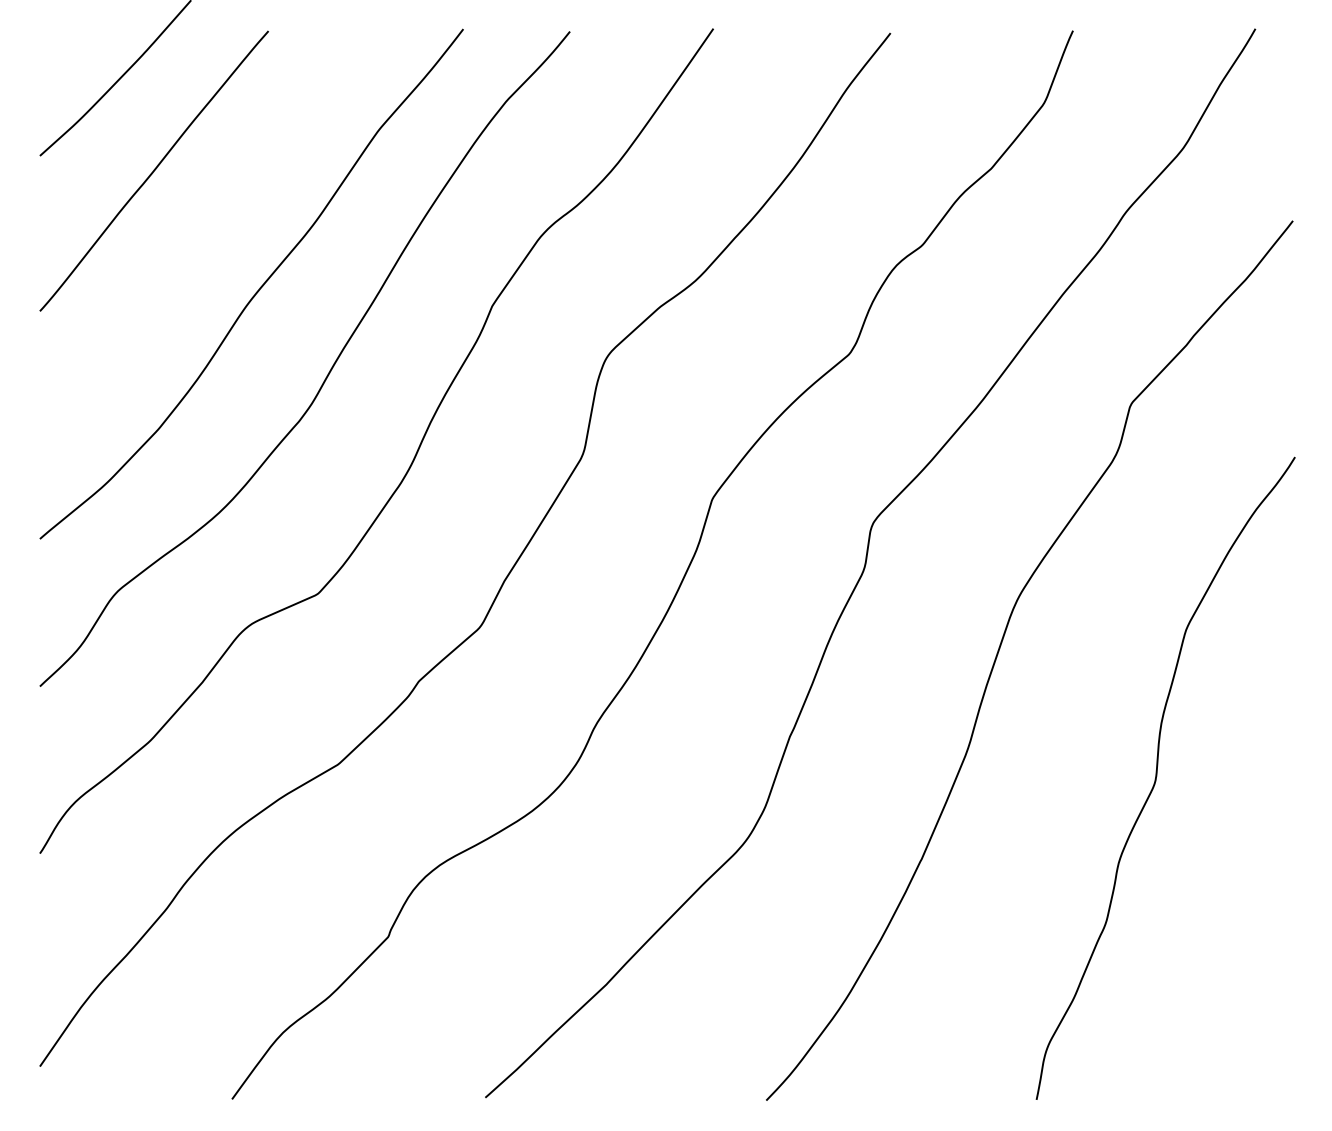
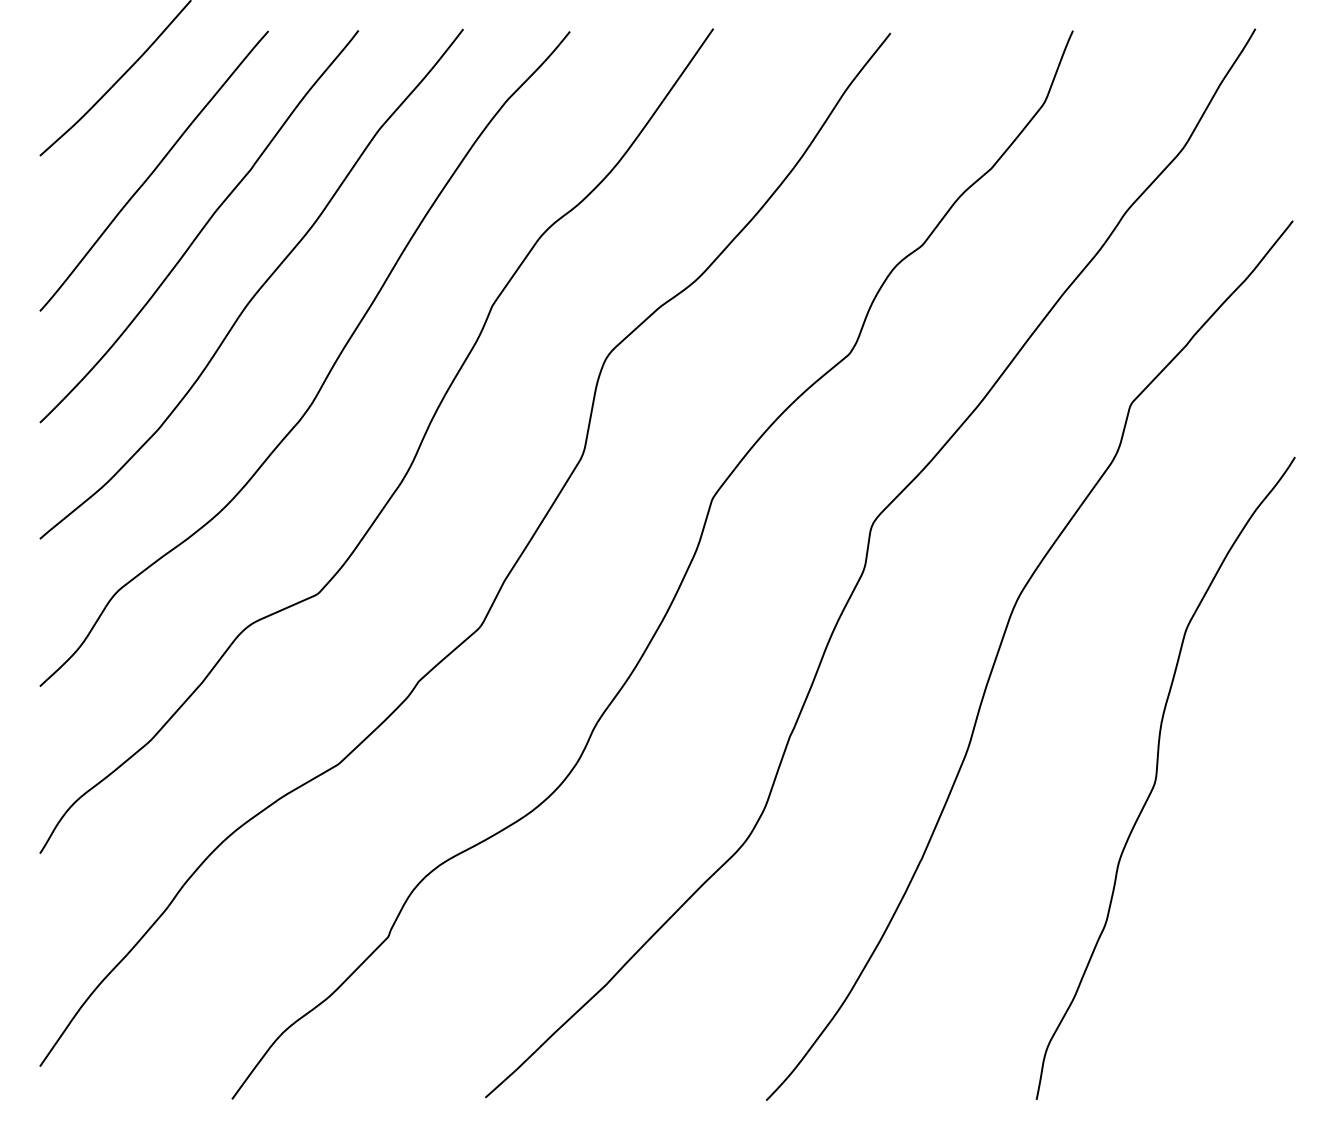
curve: none -> present (201, 228)
